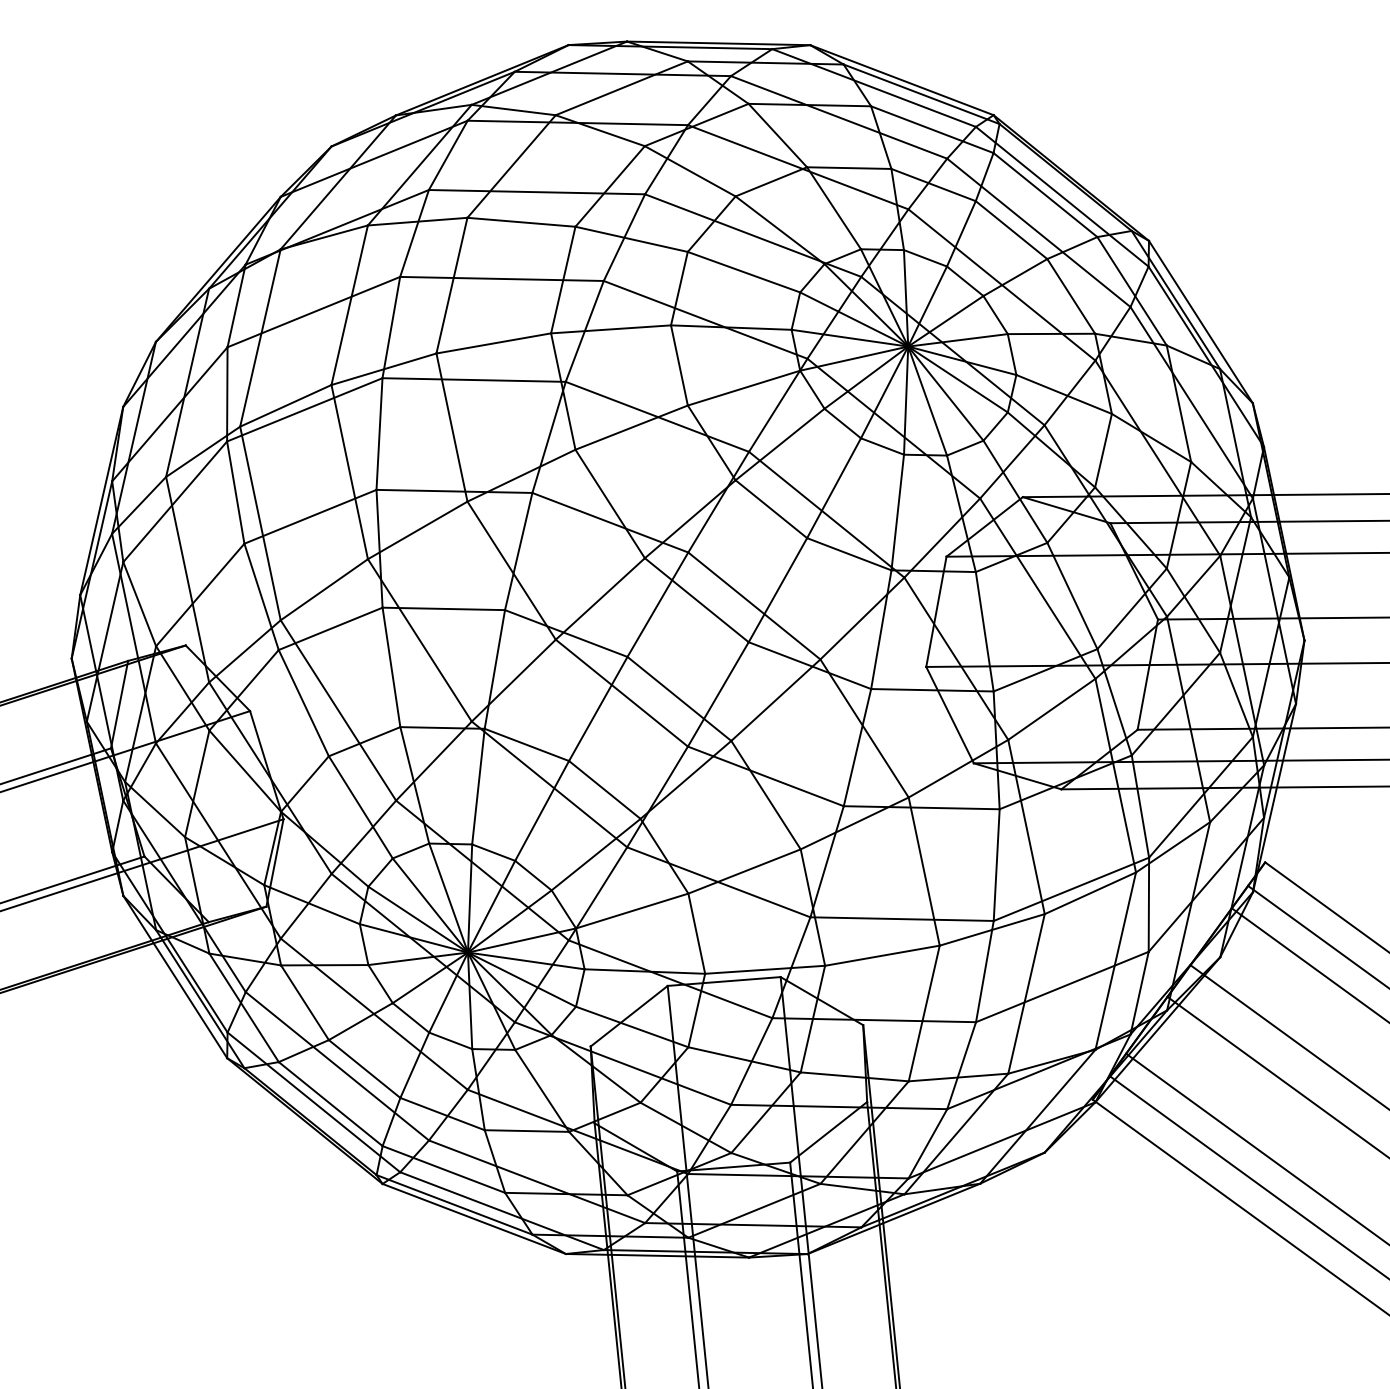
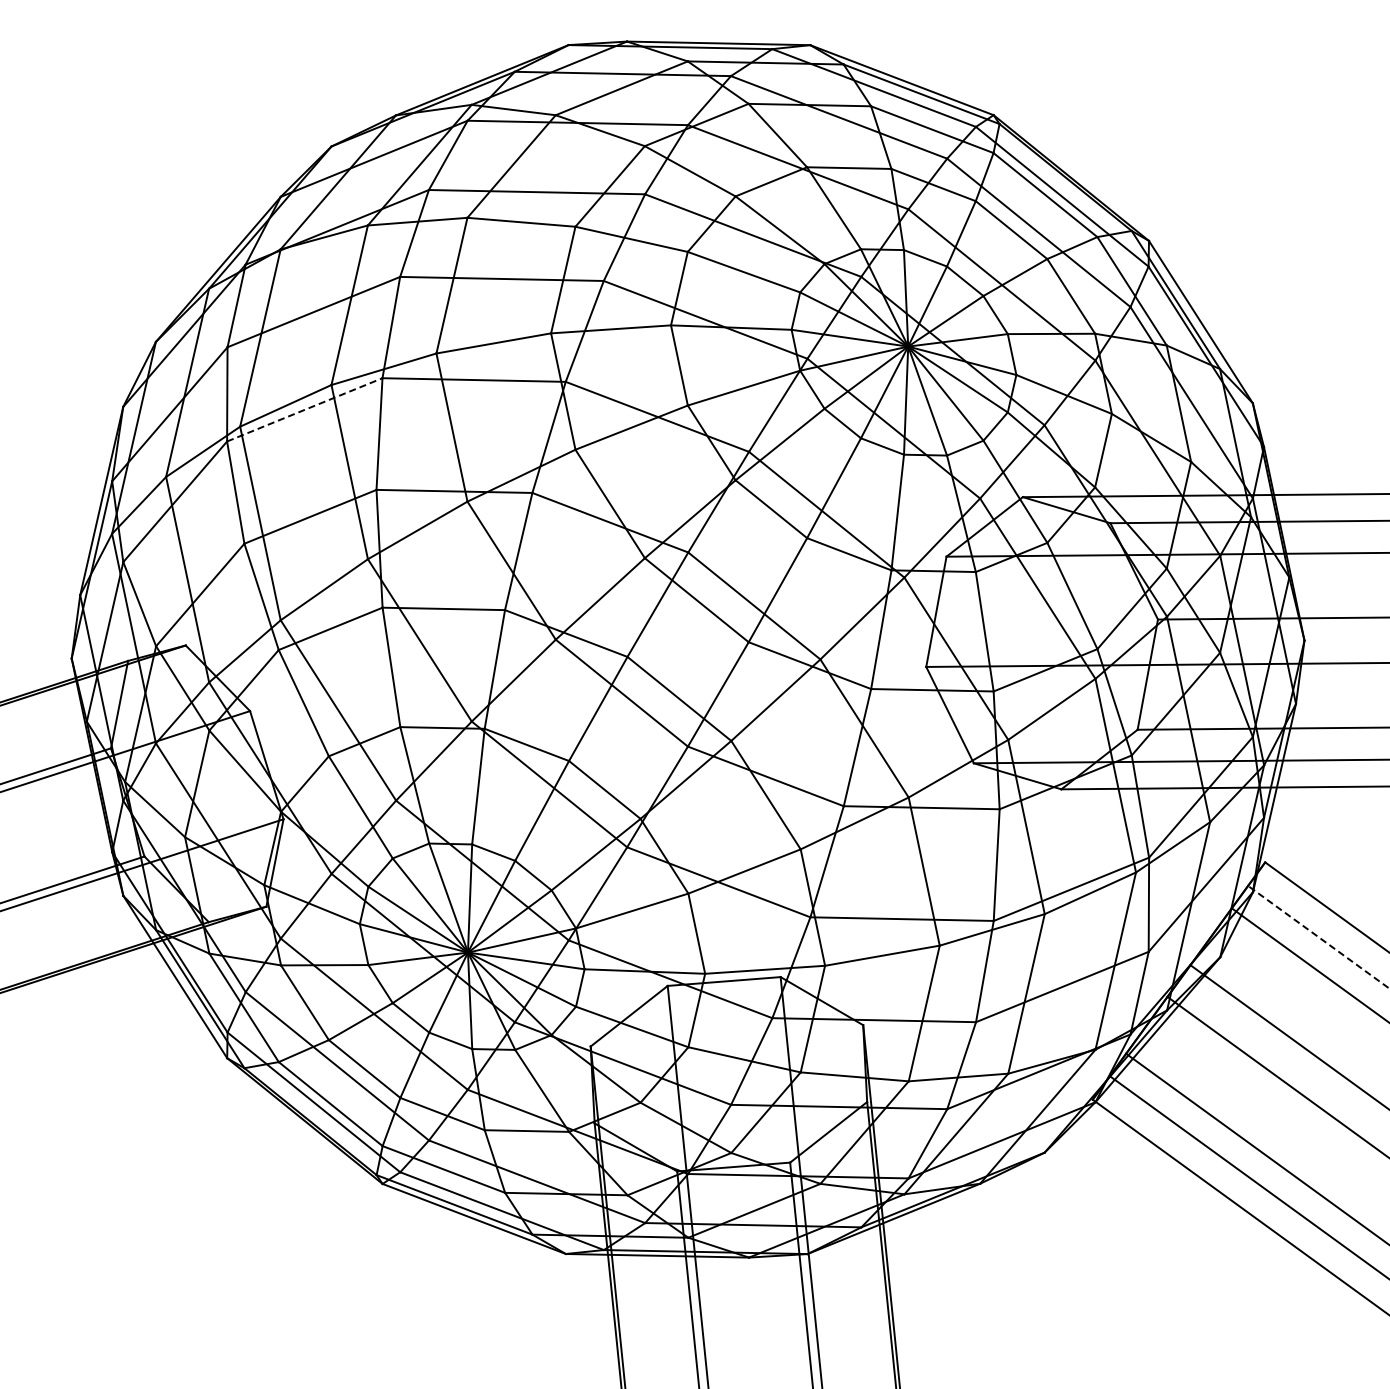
line: solid -> dashed (304, 409)
line: solid -> dashed (1318, 937)
